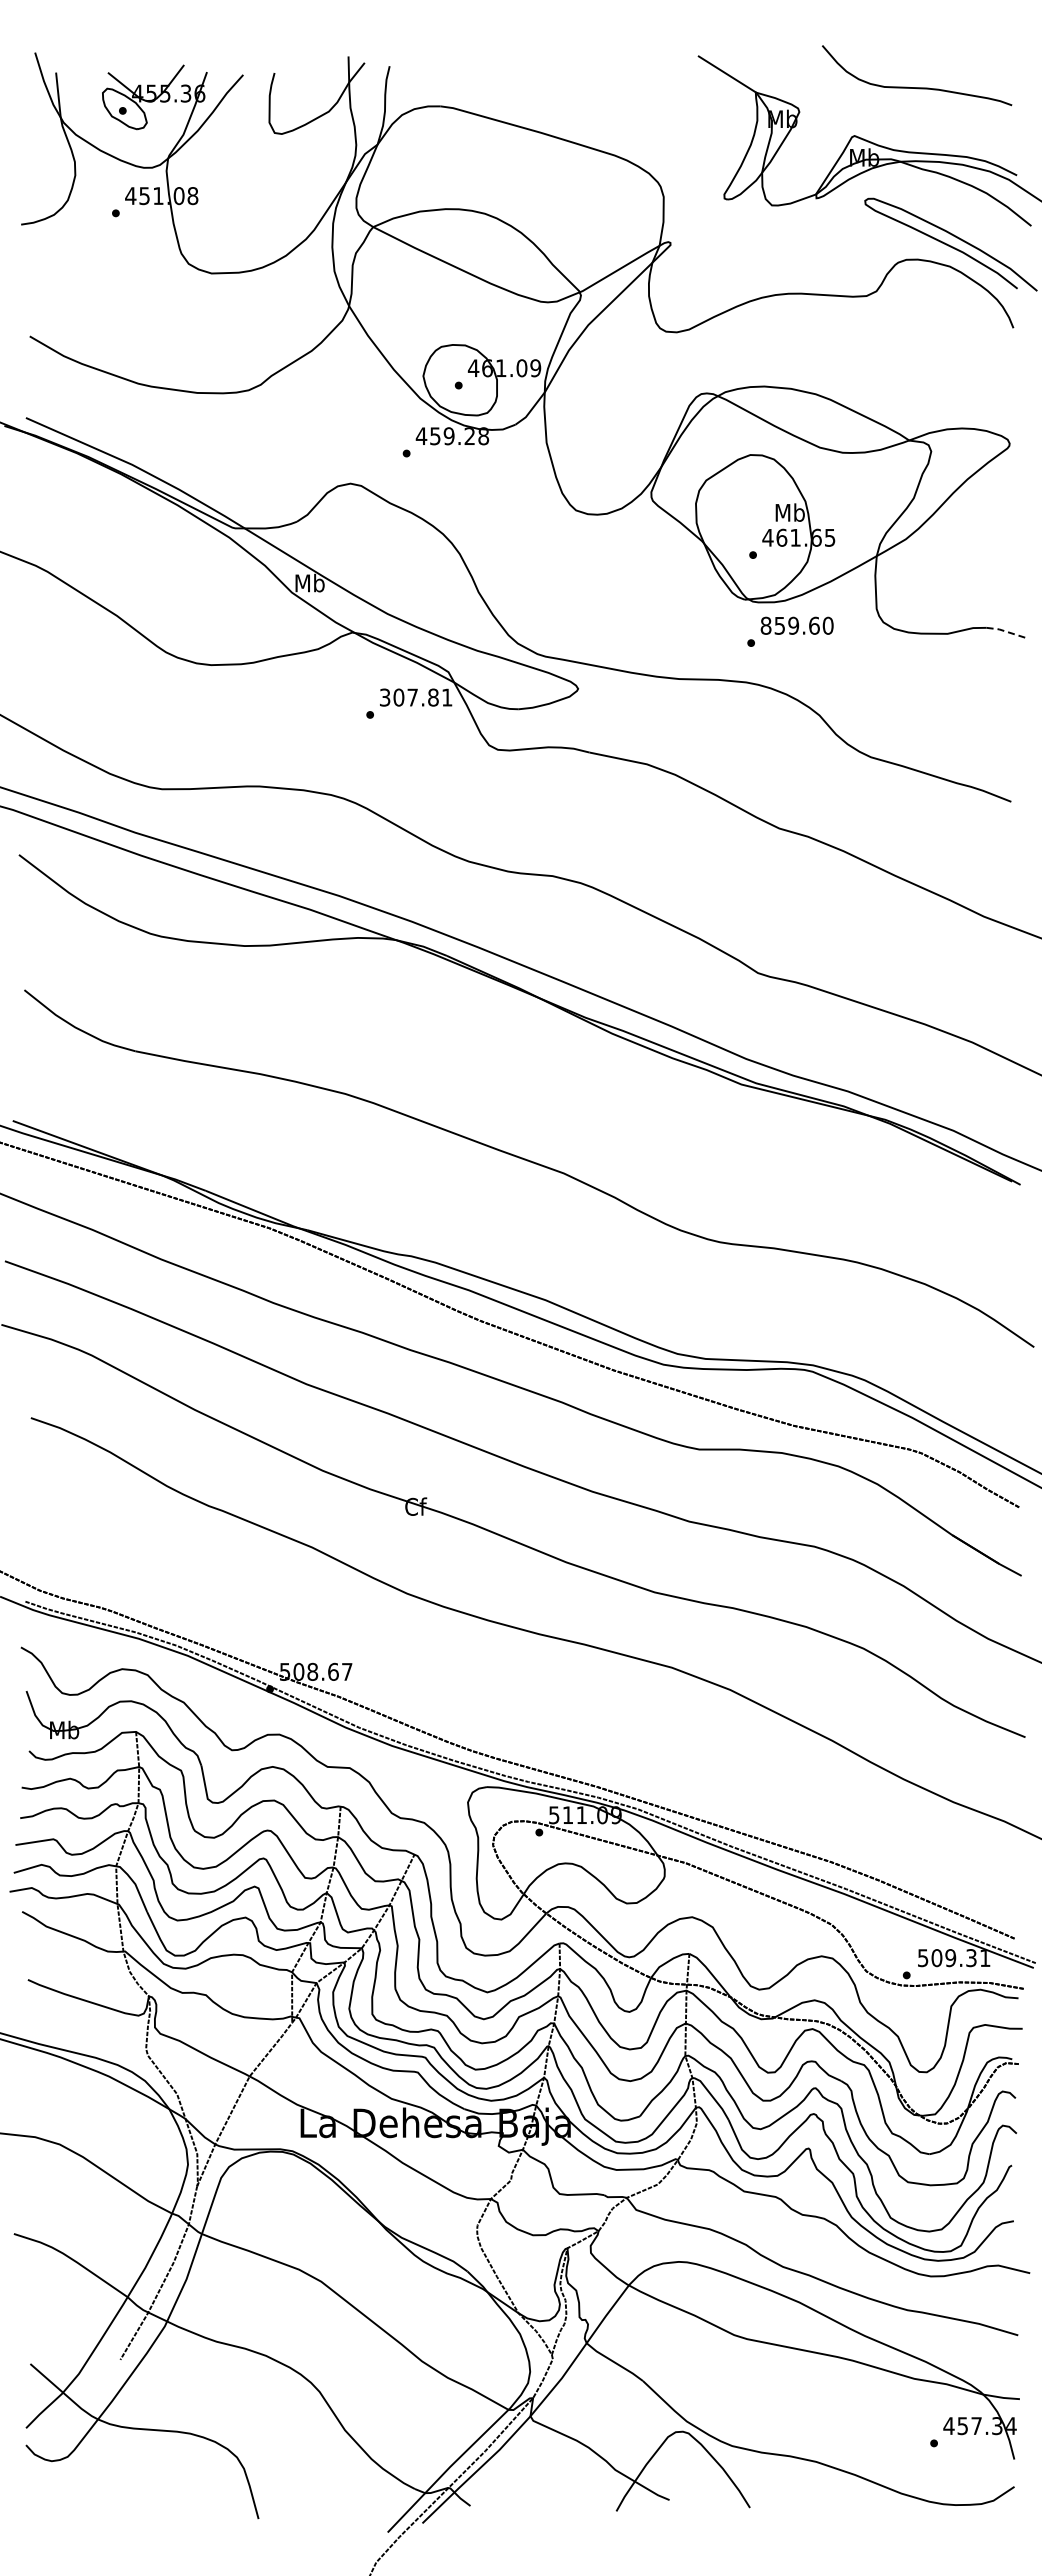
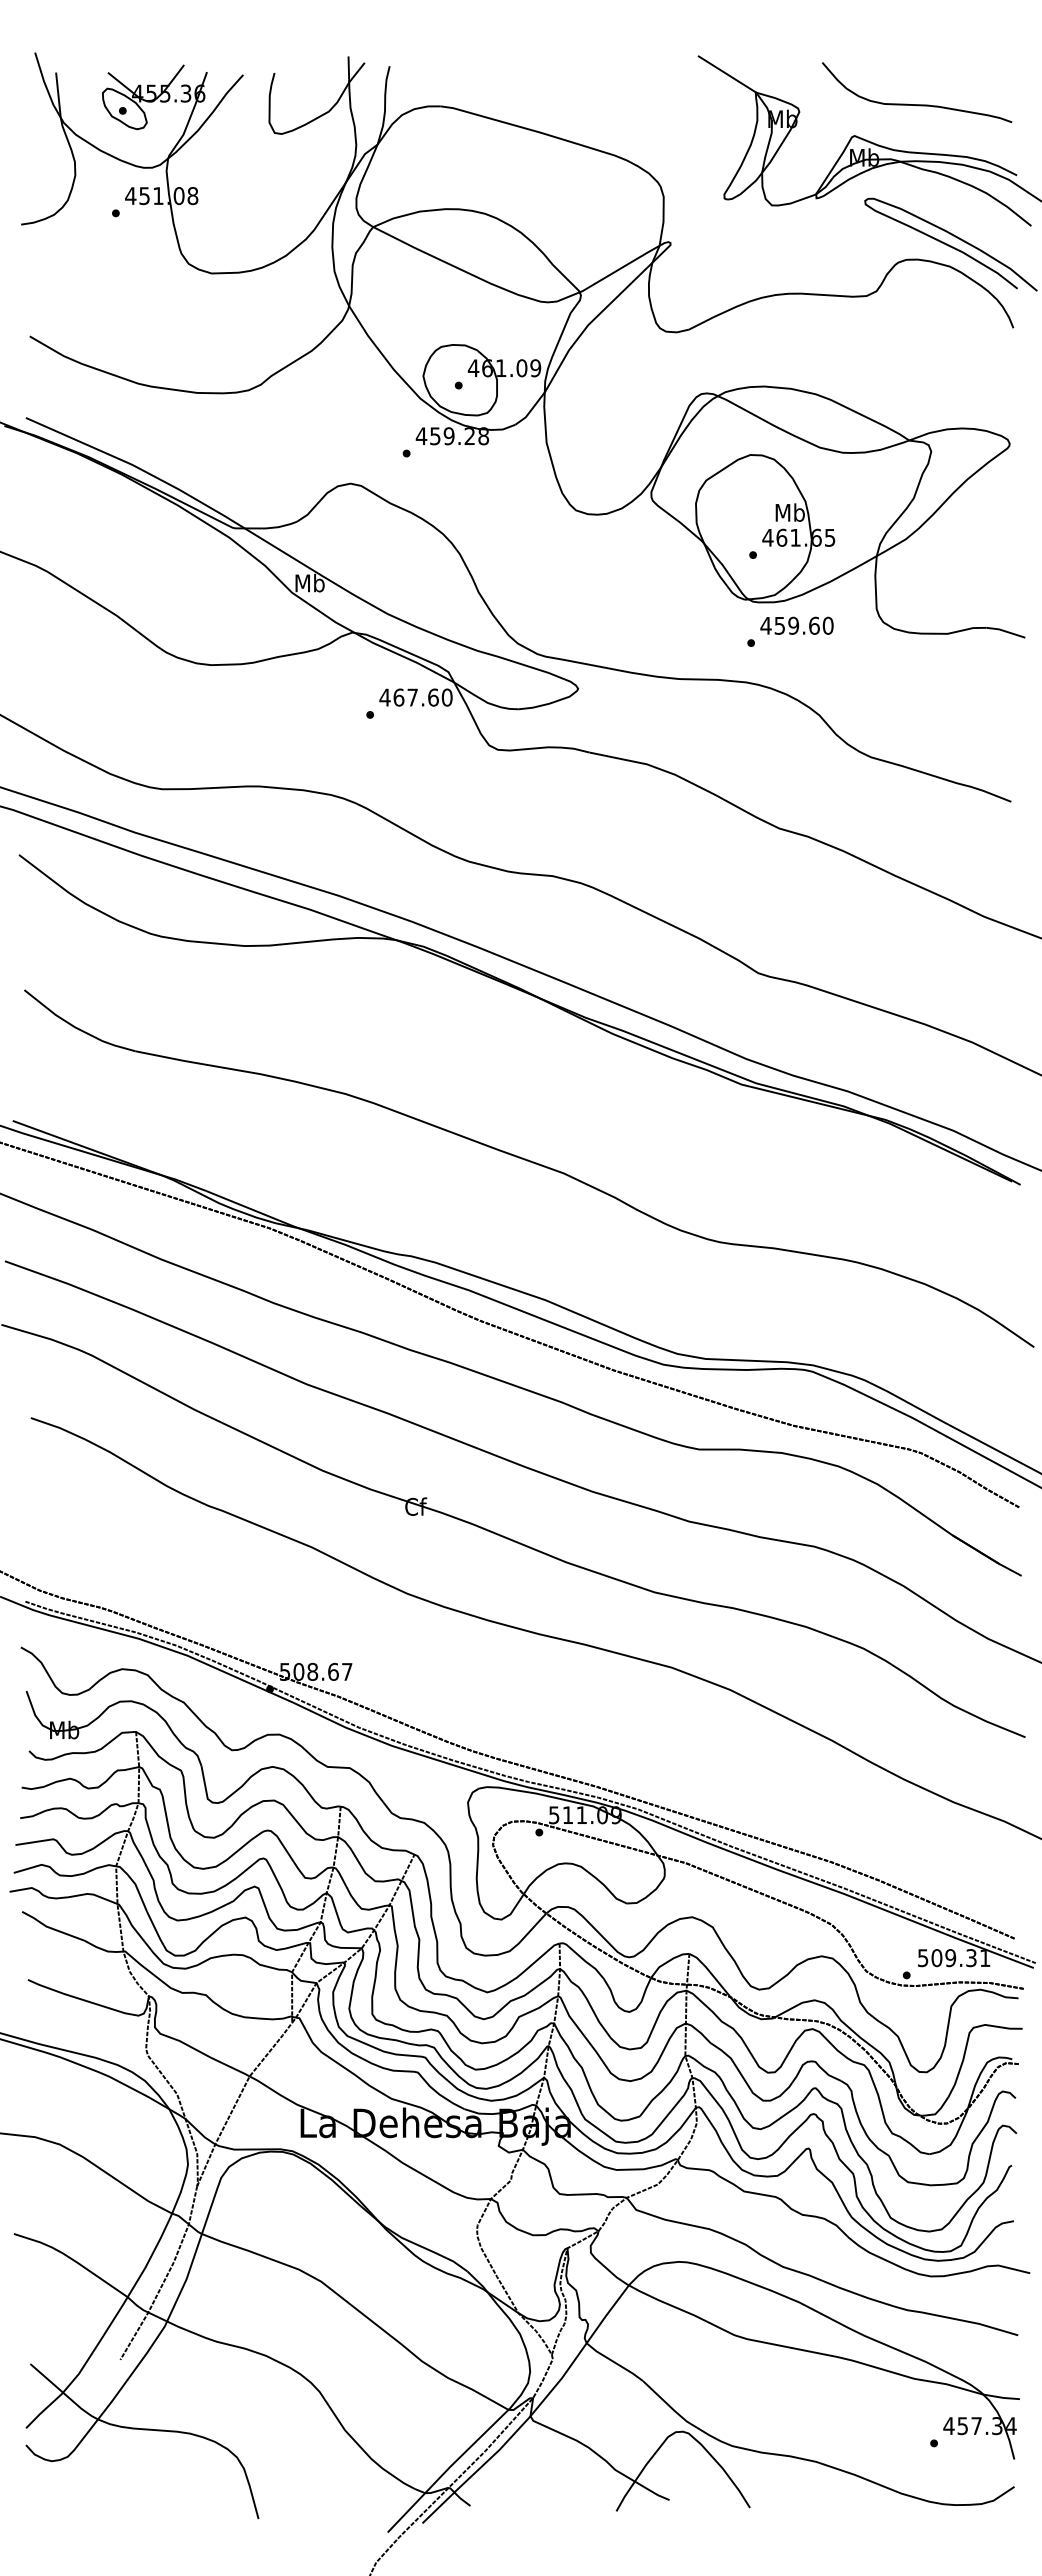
curve position: (917, 87) -> (917, 104) (917, 104)
text: 859.60 -> 459.60 (765, 625)
line: dashed -> solid (1005, 631)
text: 307.81 -> 467.60 (415, 697)
